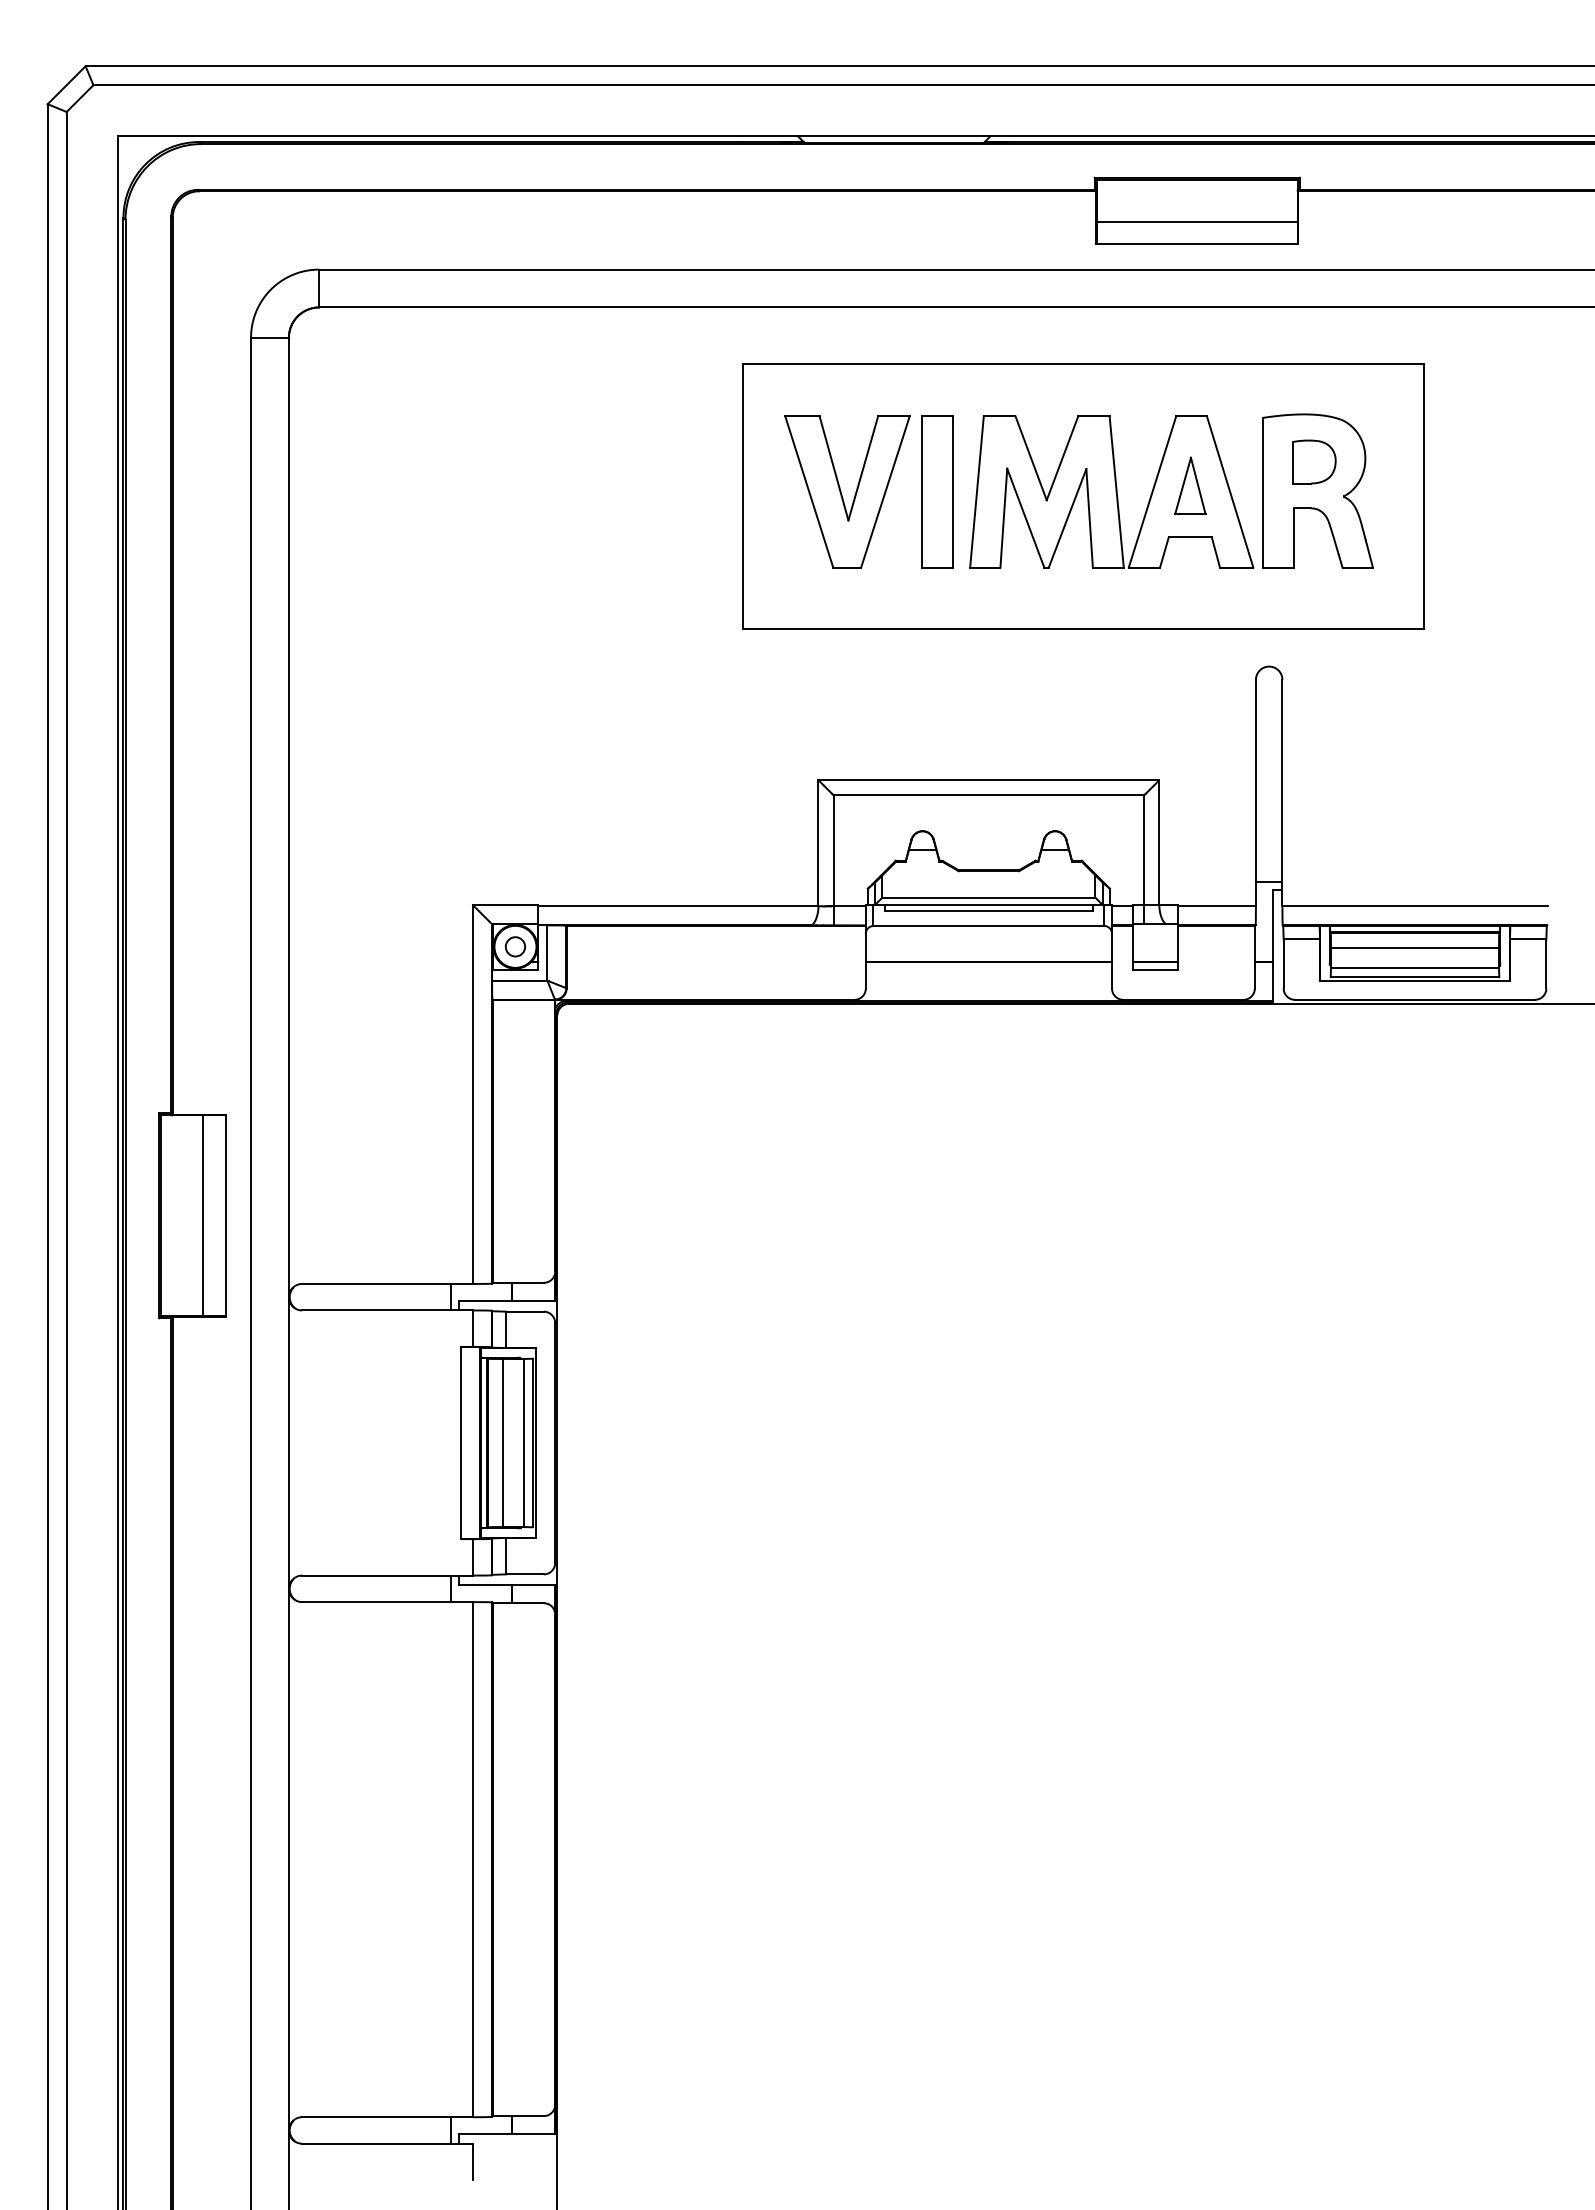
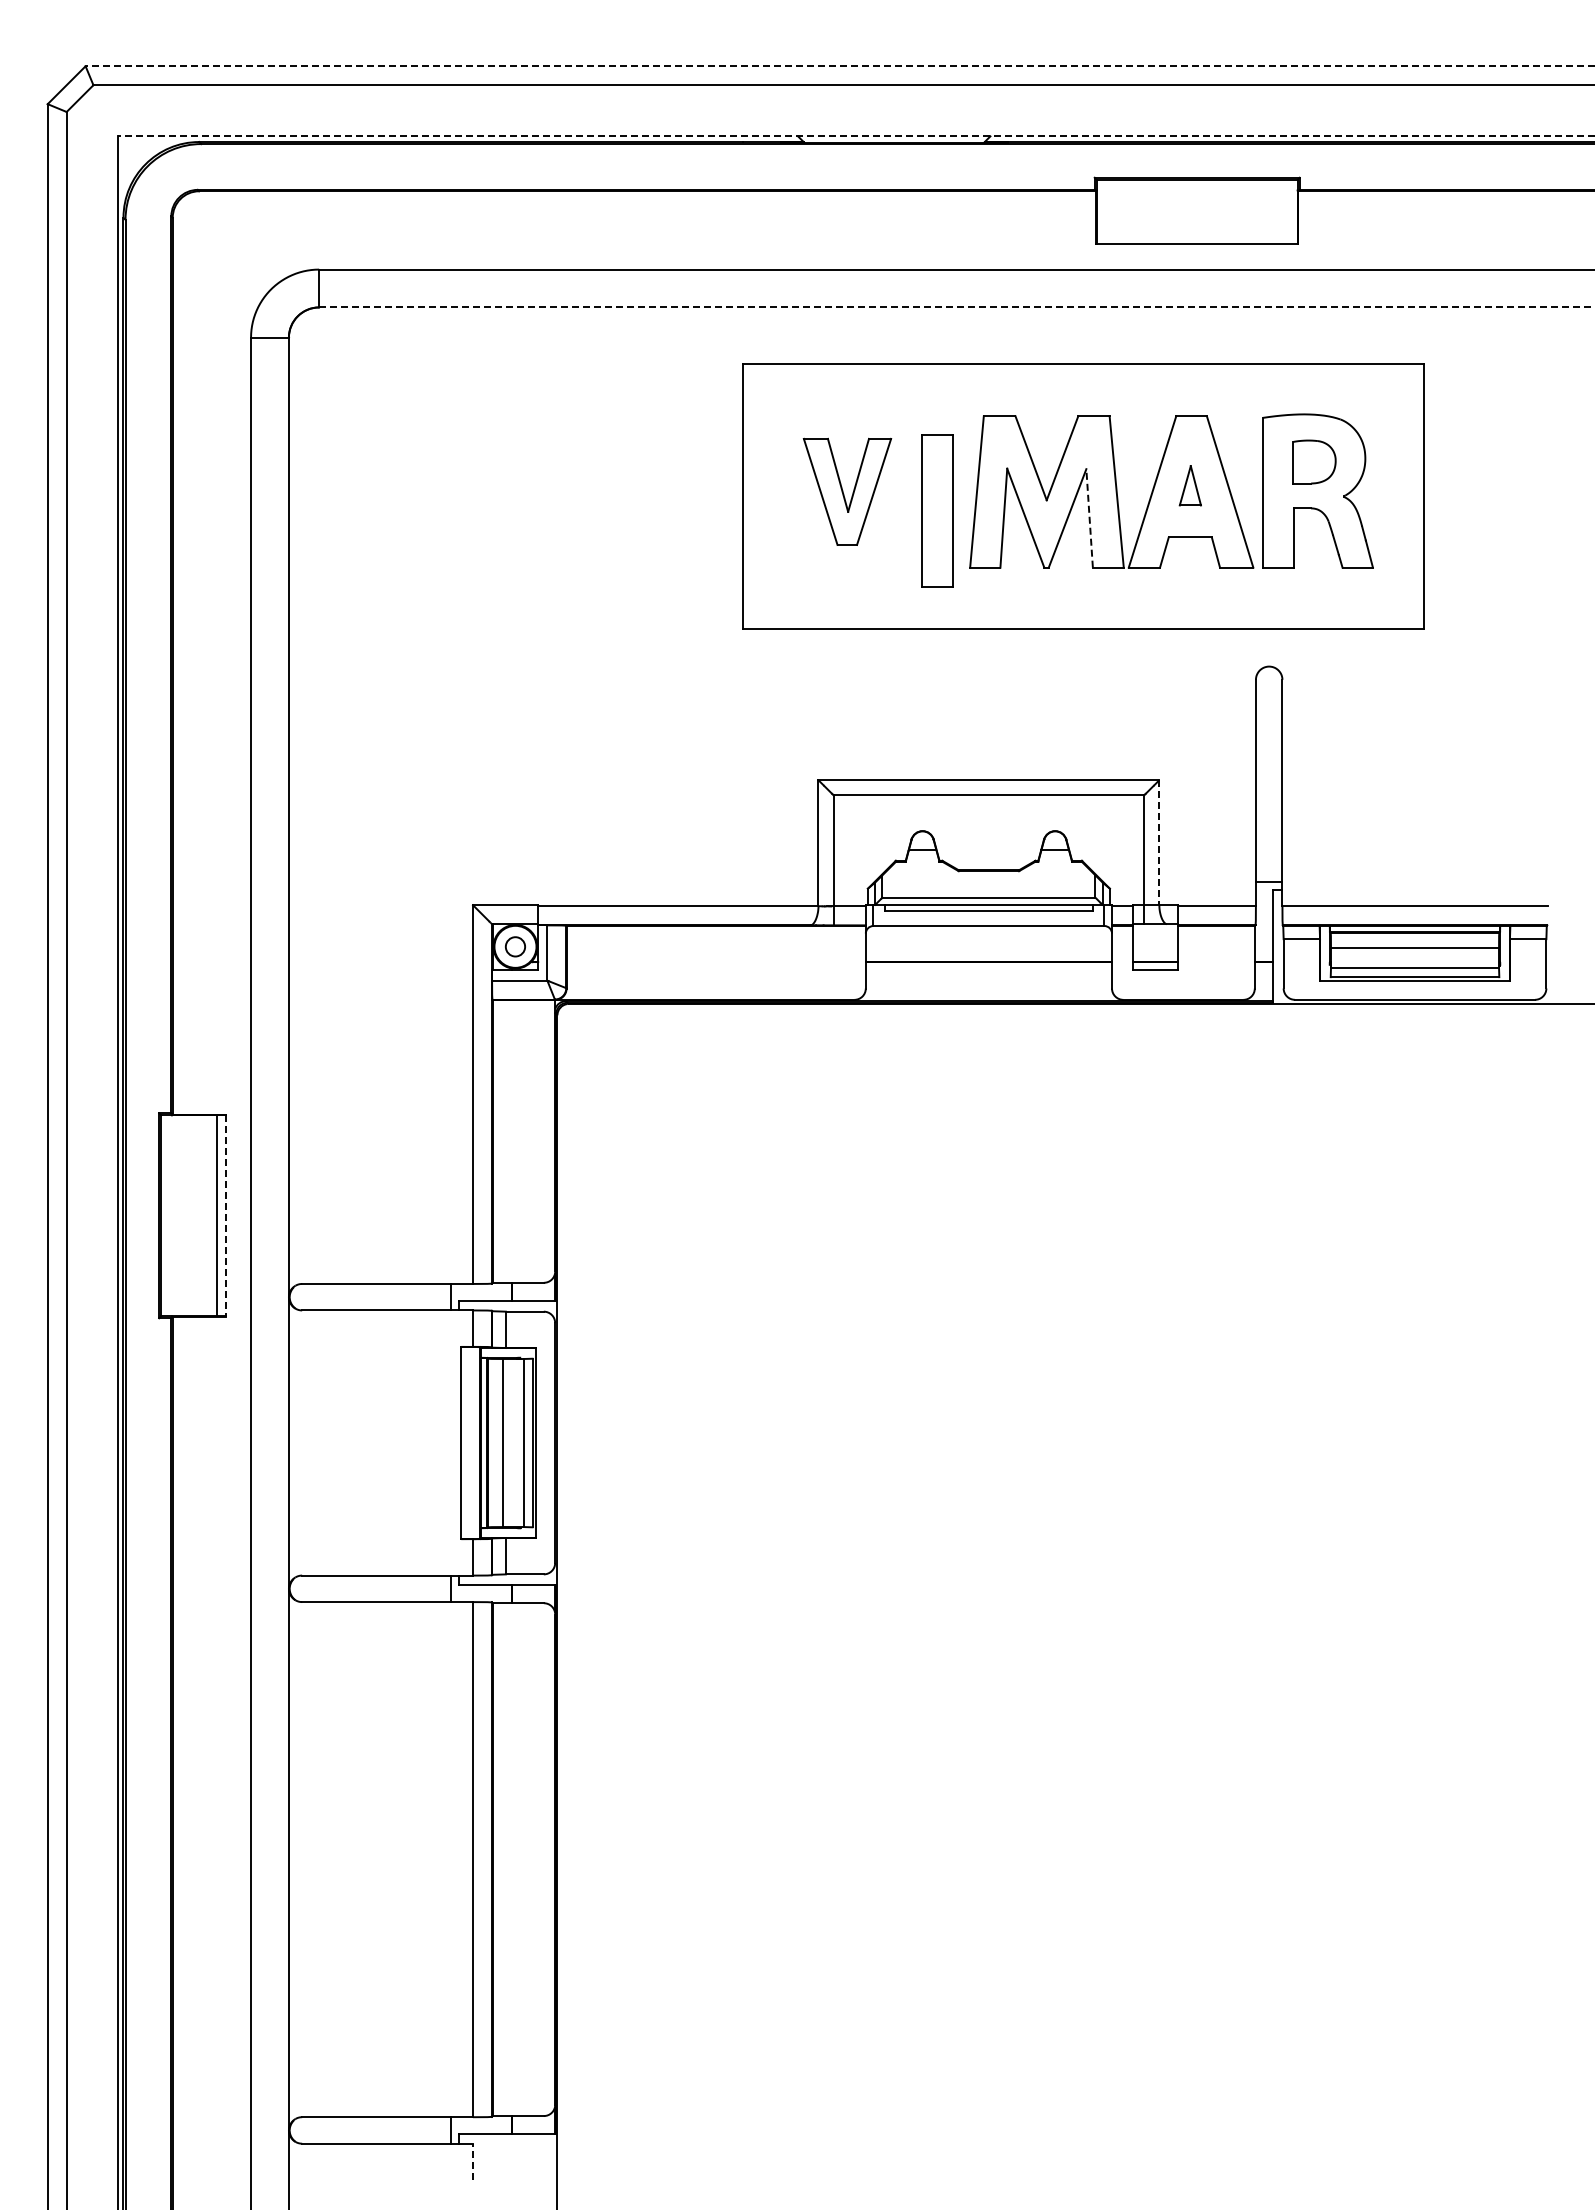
line: solid -> dashed (839, 66)
line: solid -> dashed (855, 136)
line: present -> none (1196, 221)
line: solid -> dashed (957, 307)
part size: 33x59 px -> 24x42 px (1189, 485)
part size: 127x154 px -> 91x109 px (847, 491)
part position: (937, 491) -> (937, 510) (937, 510)
line: solid -> dashed (1089, 517)
line: solid -> dashed (1159, 843)
line position: (203, 1215) -> (217, 1215) (217, 1215)
line: solid -> dashed (225, 1216)
line: solid -> dashed (473, 2161)
